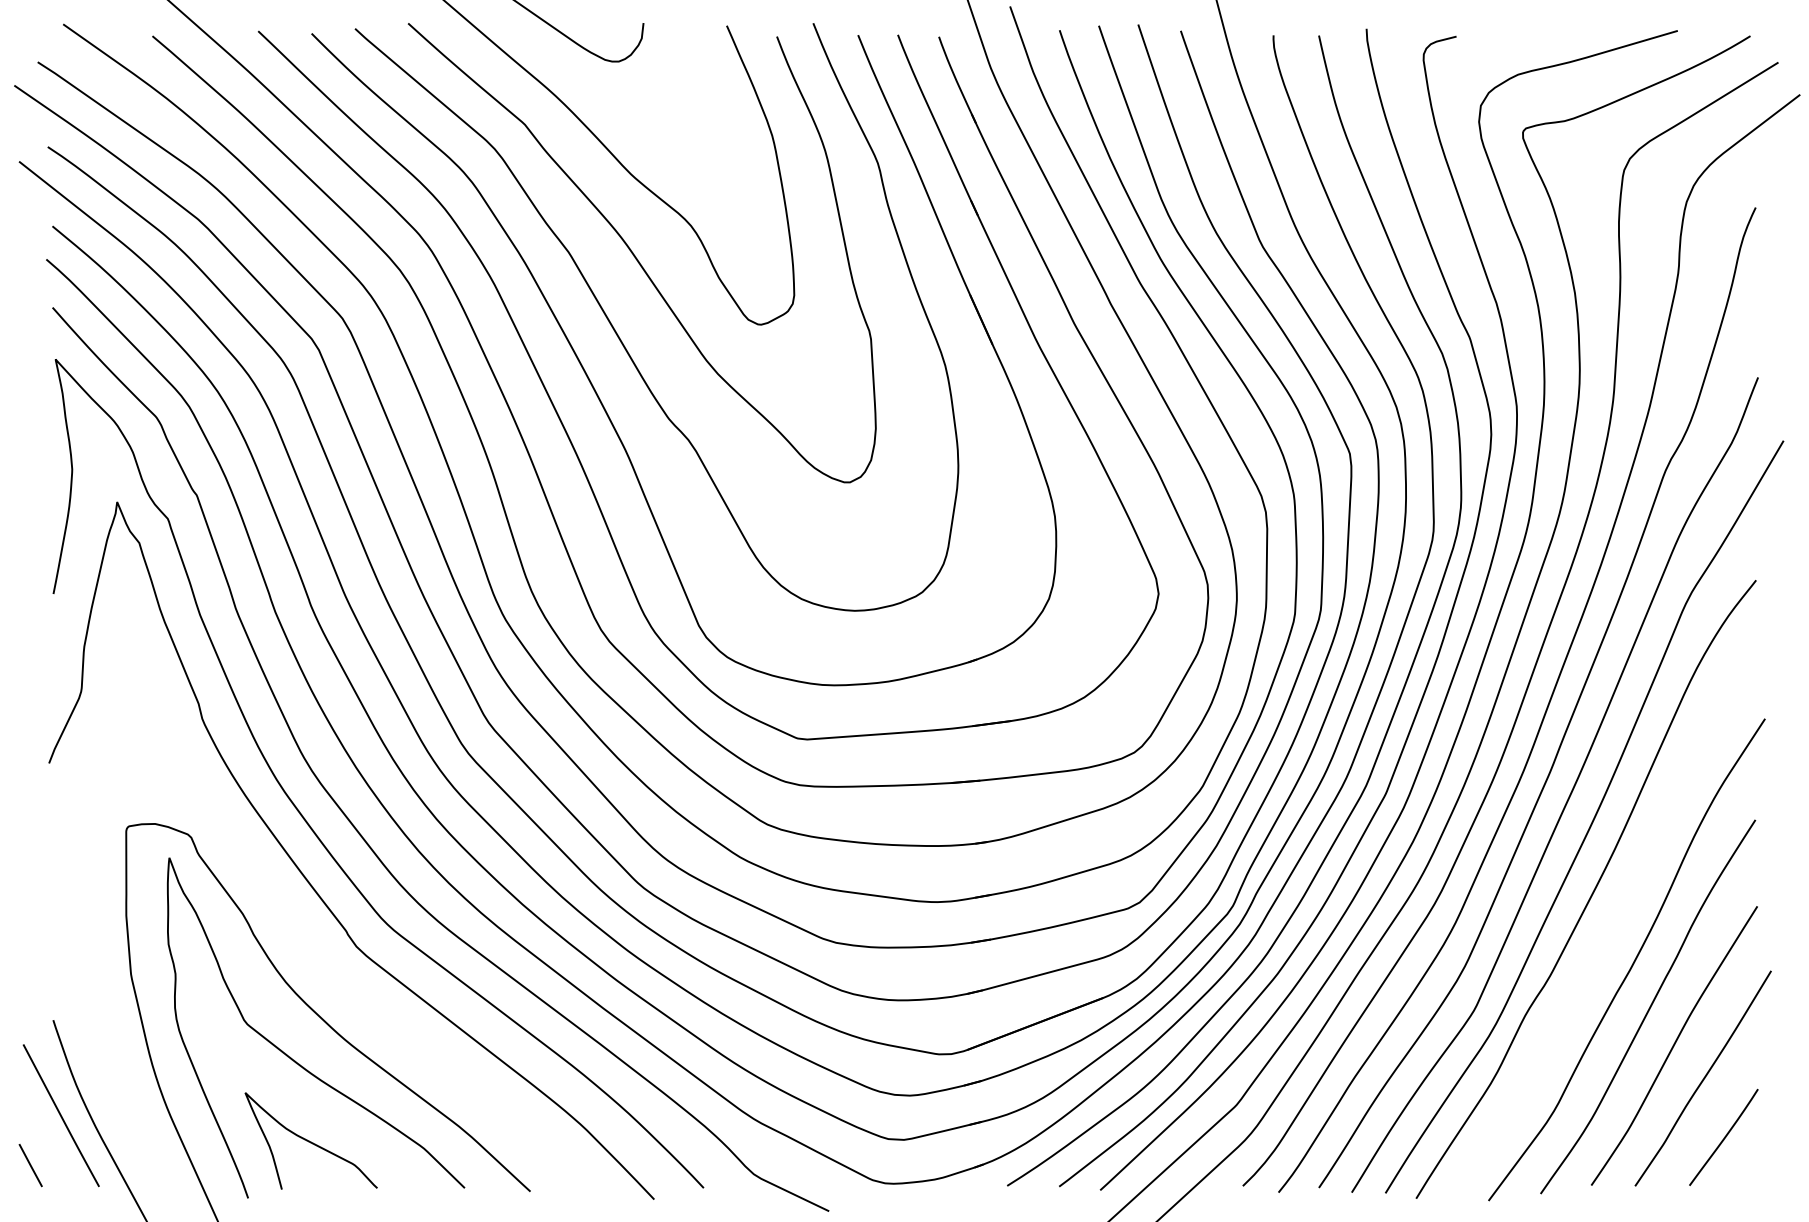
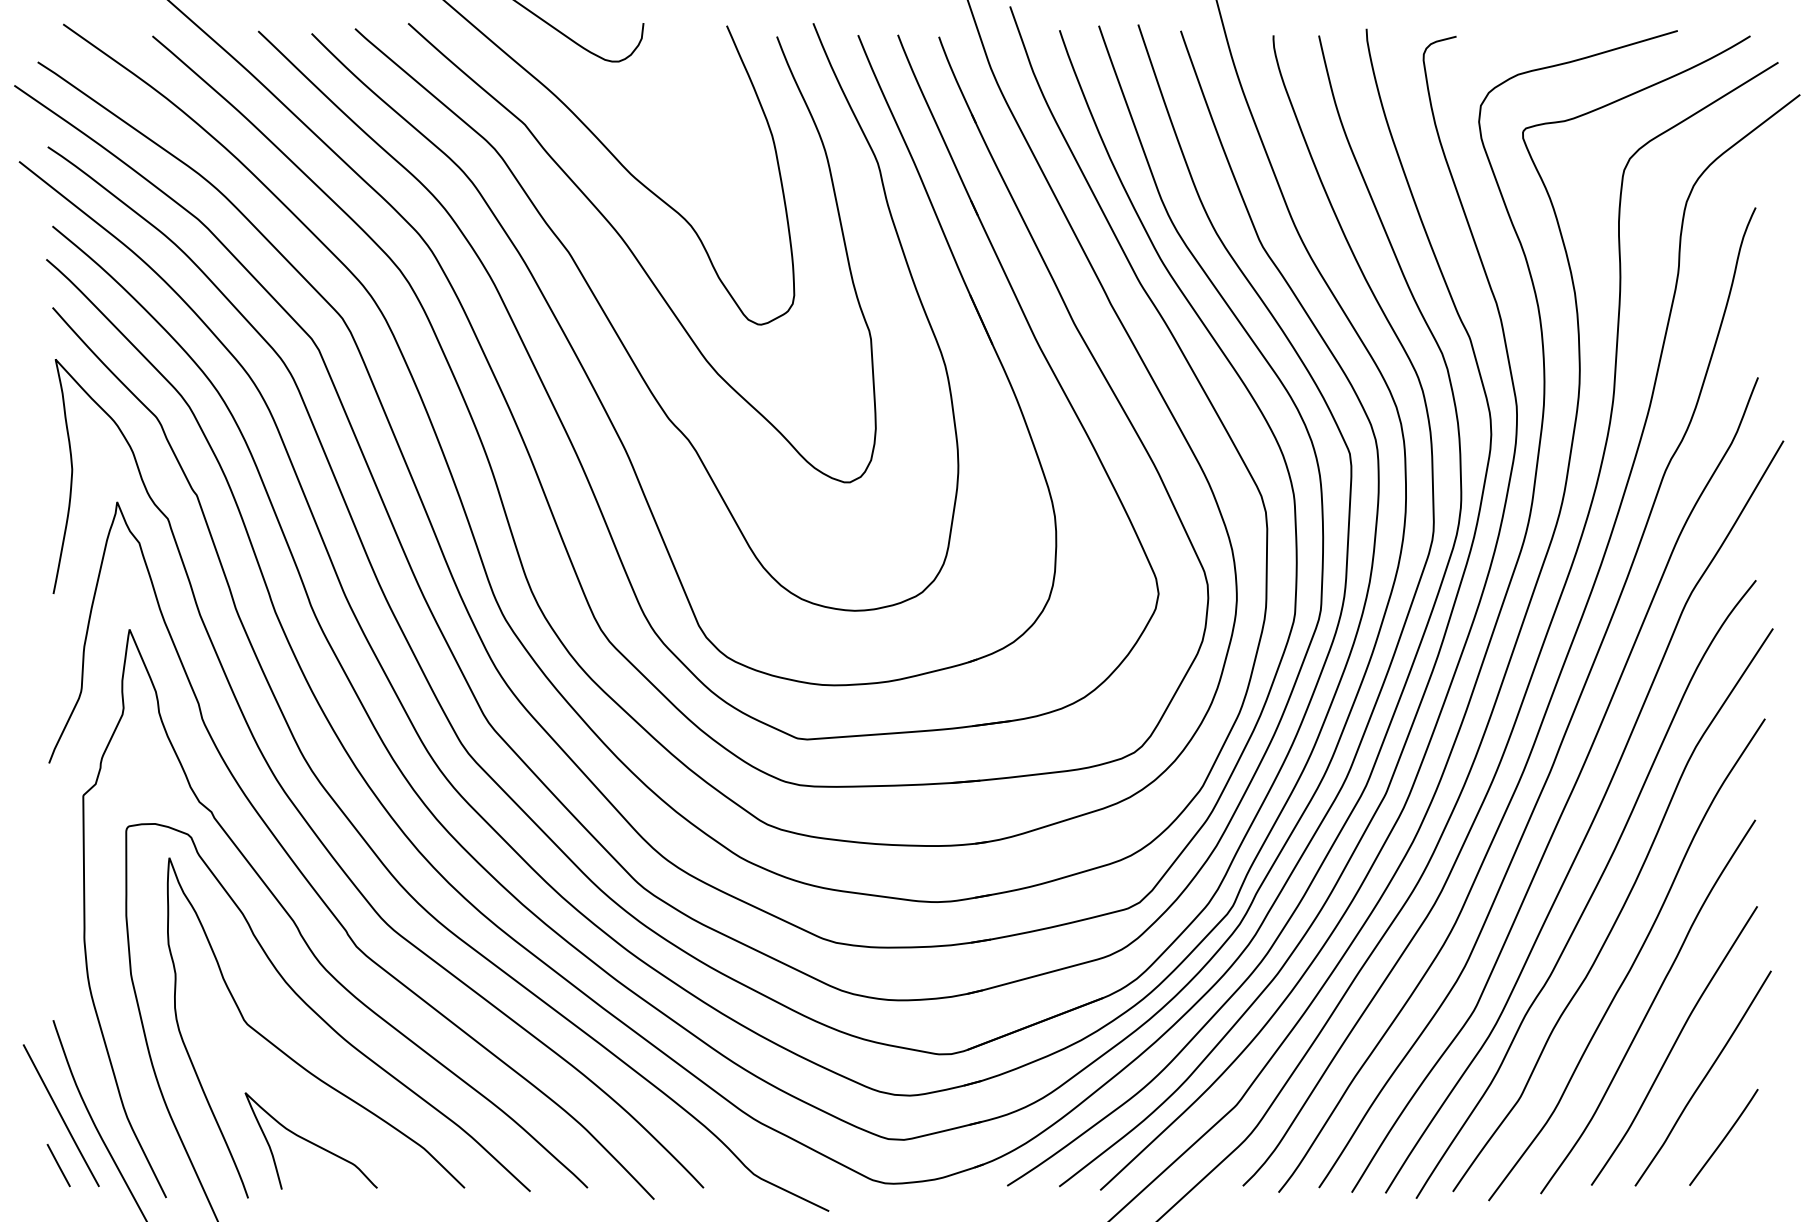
curve: none -> present (1618, 913)
curve: none -> present (300, 931)
line position: (30, 1165) -> (58, 1165) (58, 1165)
